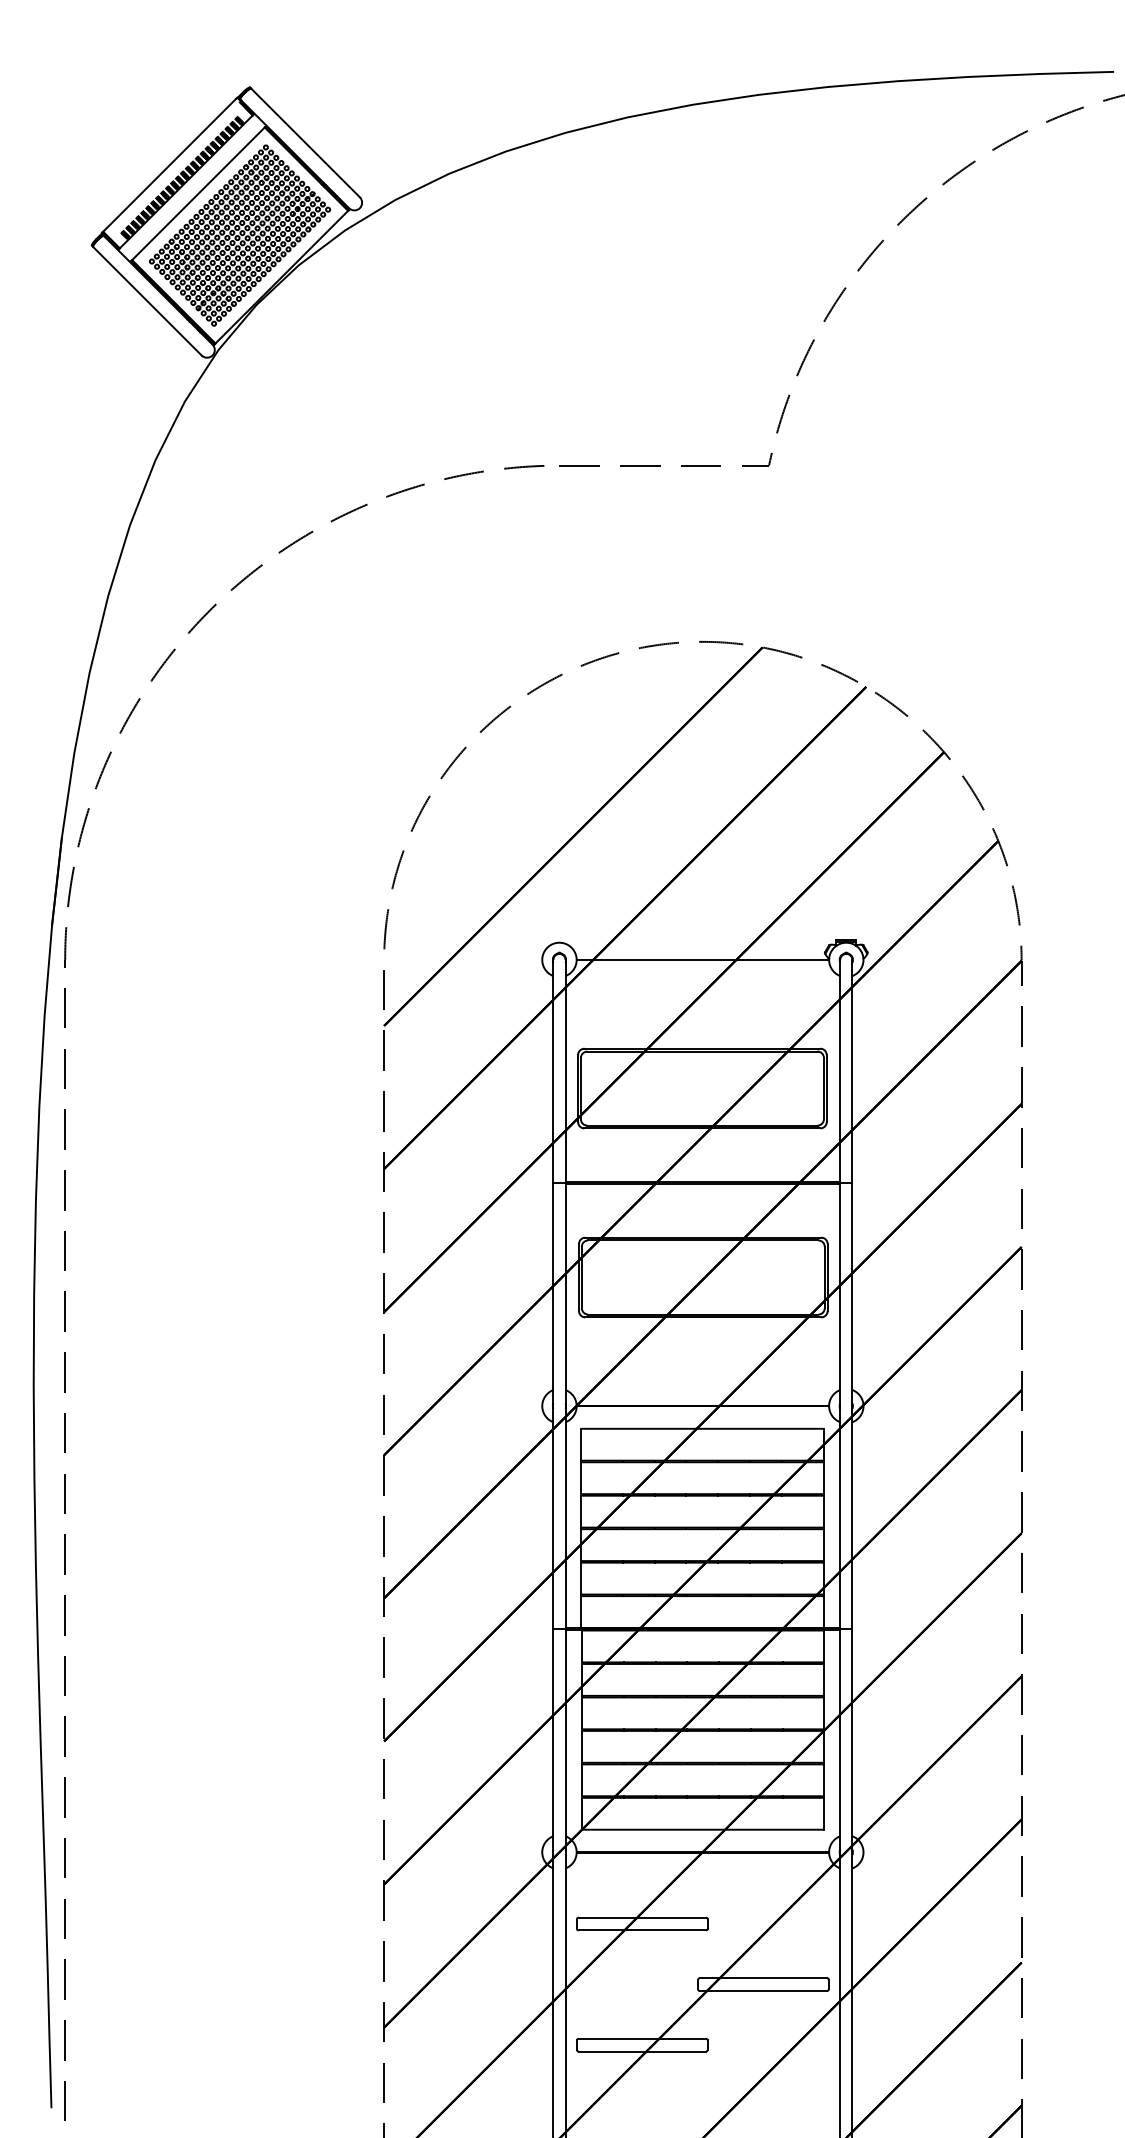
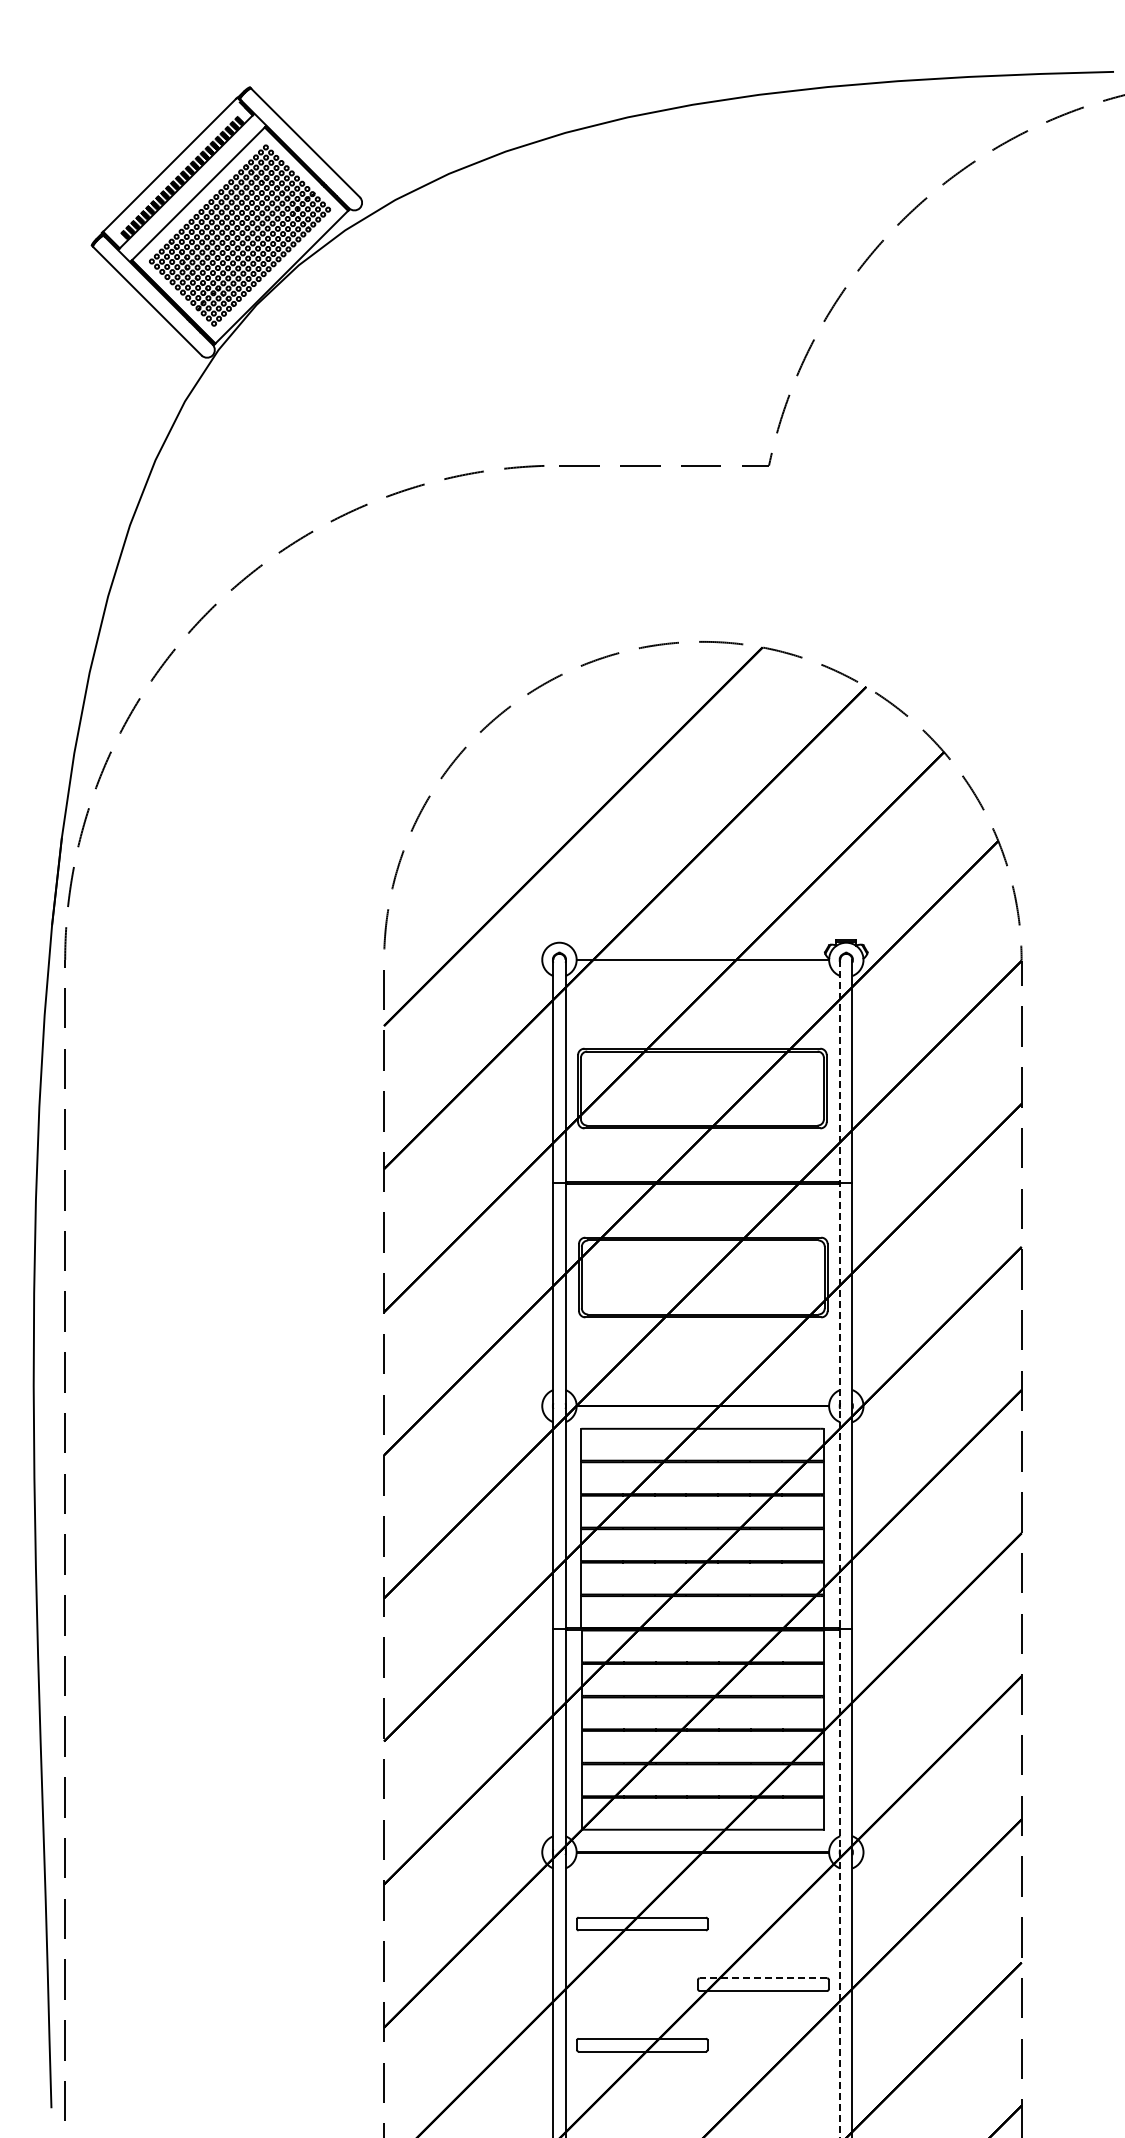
line: solid -> dashed (840, 1548)
line: solid -> dashed (763, 1978)
